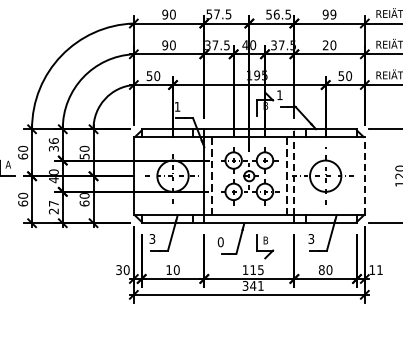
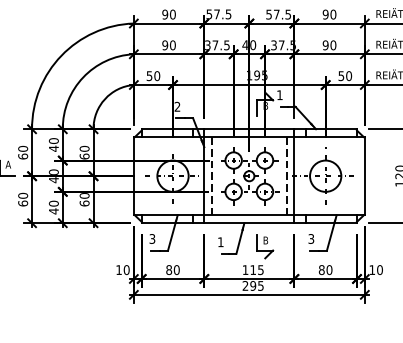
text: 56.5 -> 57.5 (276, 14)
text: 99 -> 90 (333, 14)
text: 20 -> 90 (325, 45)
text: 1 -> 2 (177, 106)
text: 36 -> 40 (53, 144)
text: 50 -> 60 (84, 156)
line: dashed -> solid (294, 171)
line: dashed -> solid (364, 175)
text: 27 -> 40 (53, 207)
text: 0 -> 1 (220, 242)
text: 11 -> 10 (379, 269)
text: 30 -> 10 (118, 270)
text: 10 -> 80 (169, 270)
text: 341 -> 295 (252, 285)
